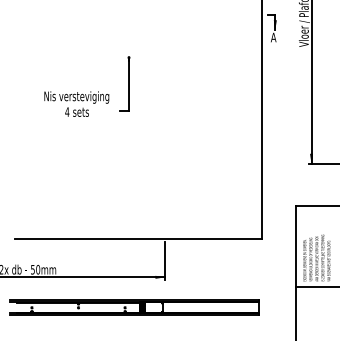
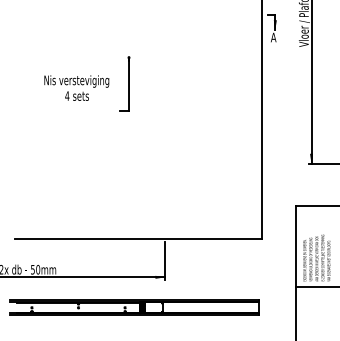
text position: (76, 103) -> (76, 87) (76, 87)
